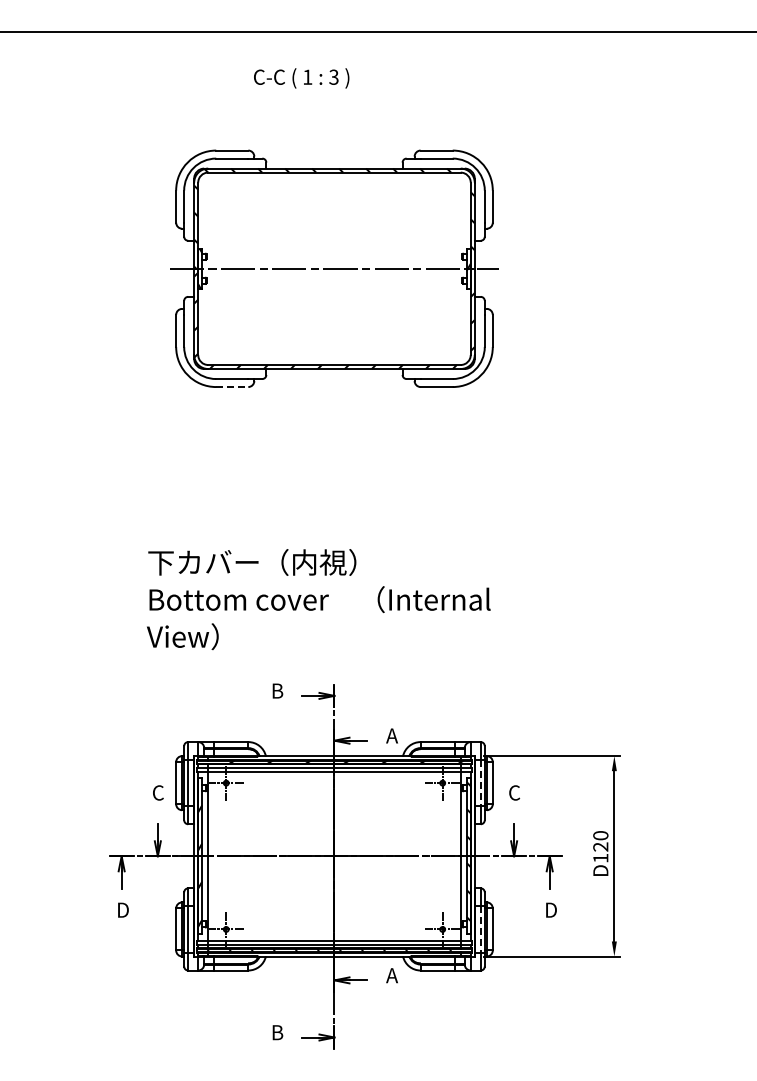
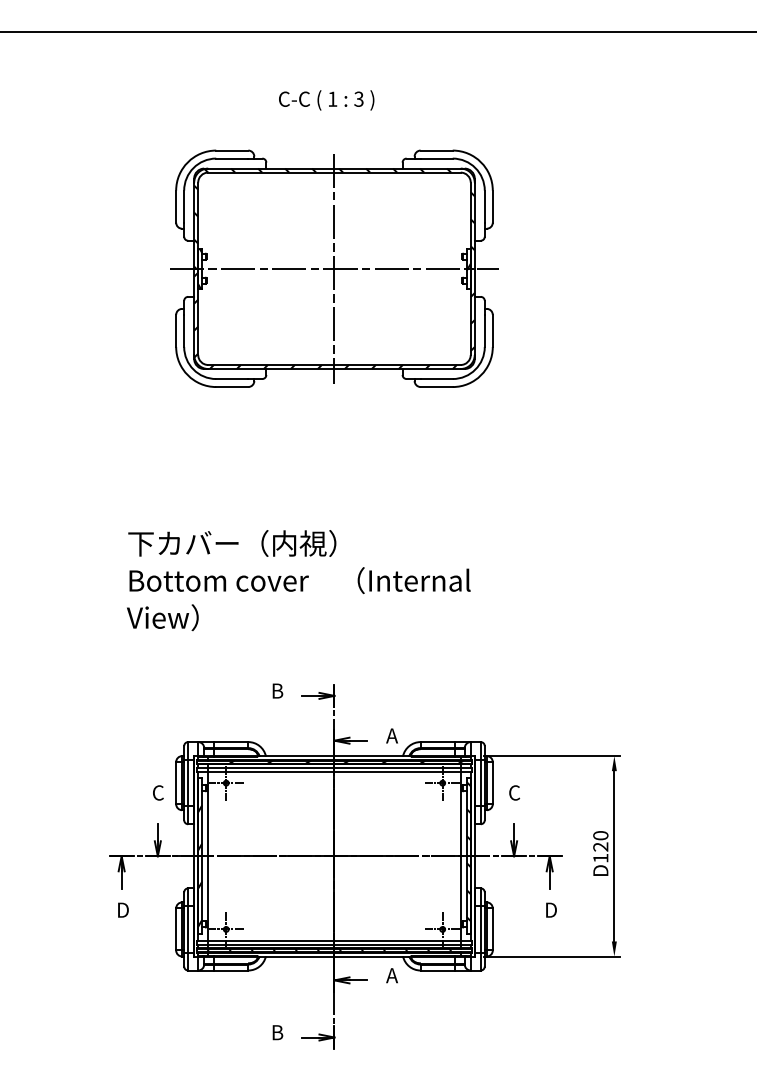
text position: (301, 78) -> (326, 100) (326, 100)
line: none -> present (334, 268)
line: dashed -> solid (232, 387)
text position: (318, 599) -> (298, 580) (298, 580)
line: dashed -> solid (480, 783)
line: dashed -> solid (480, 929)
